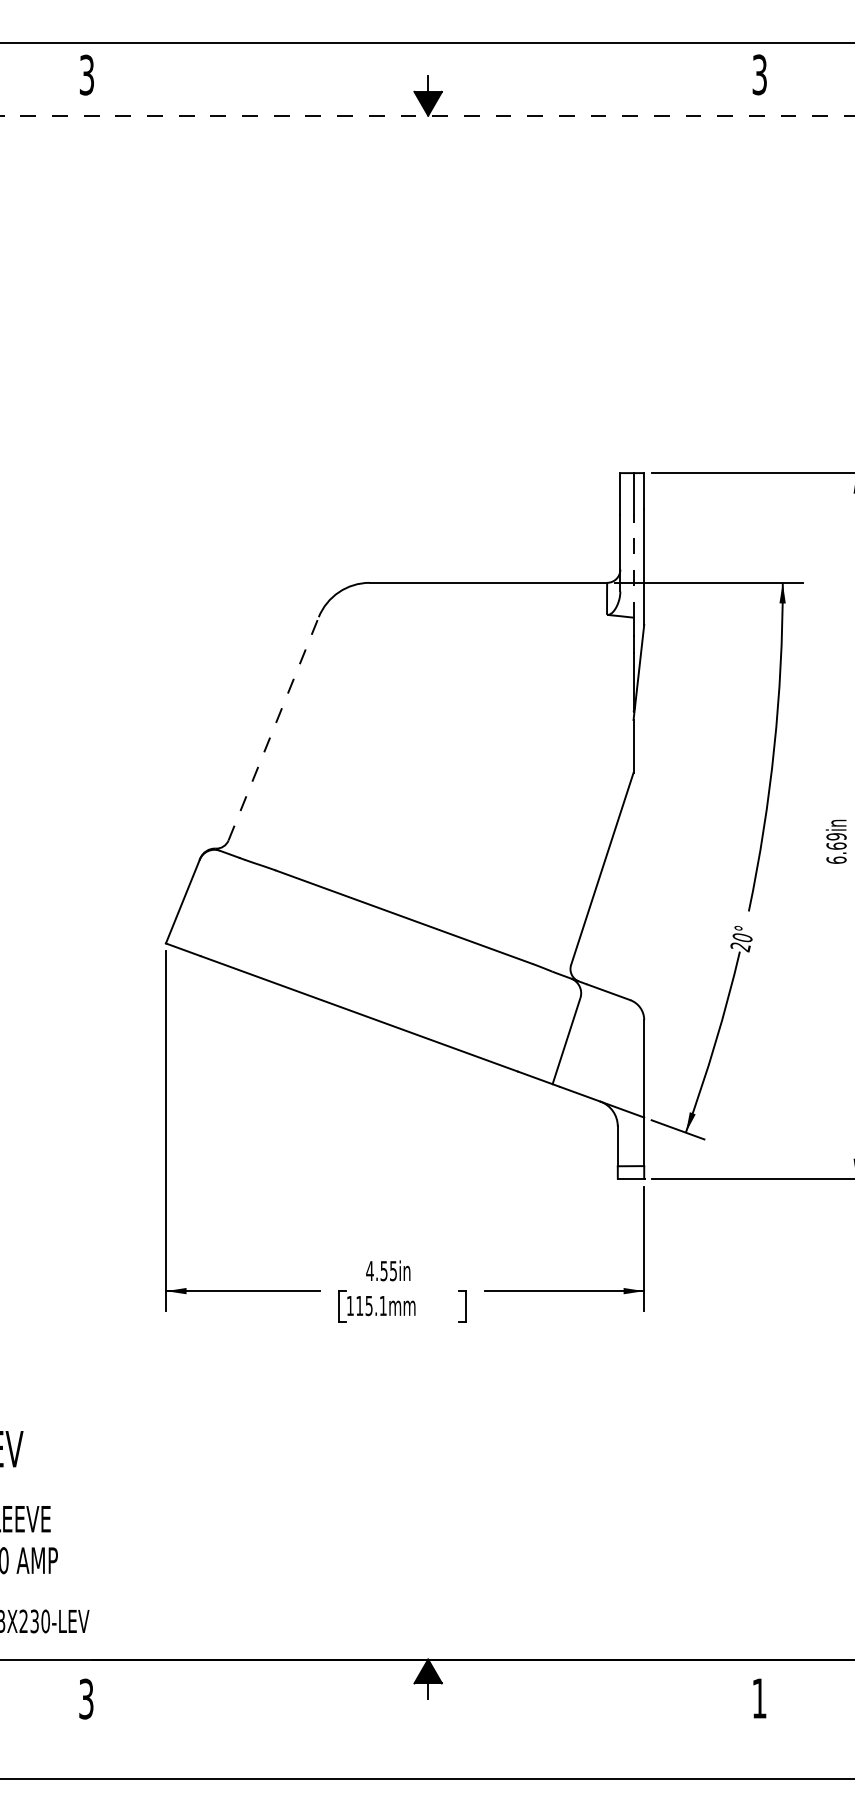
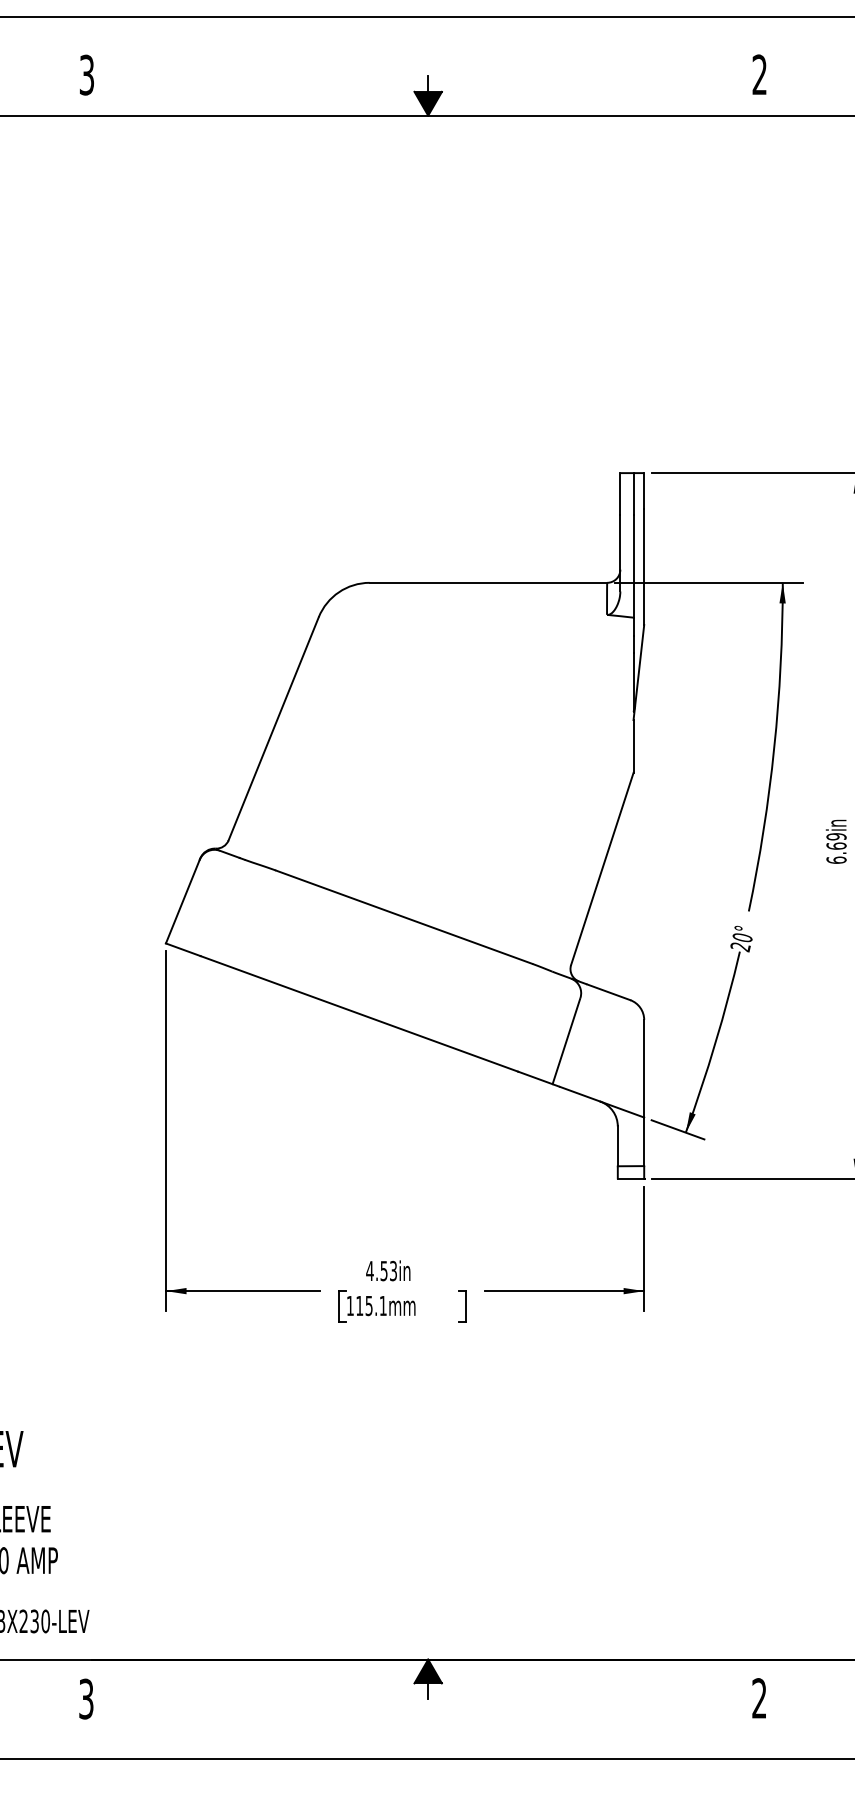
line position: (426, 42) -> (426, 16) (426, 16)
text: 3 -> 2 (759, 74)
line: dashed -> solid (427, 115)
line: dashed -> solid (633, 566)
line: dashed -> solid (273, 728)
text: 4.55in -> 4.53in (393, 1270)
text: 1 -> 2 (759, 1698)
line position: (426, 1778) -> (426, 1758) (426, 1758)
